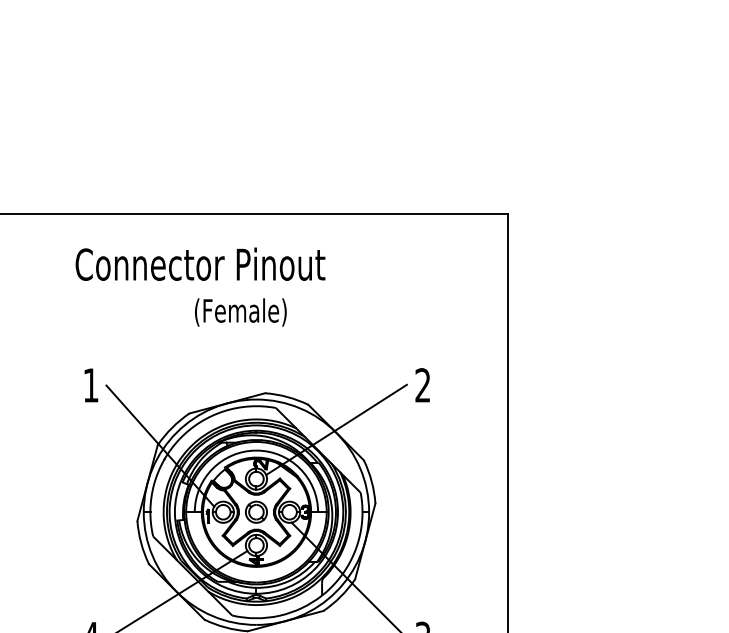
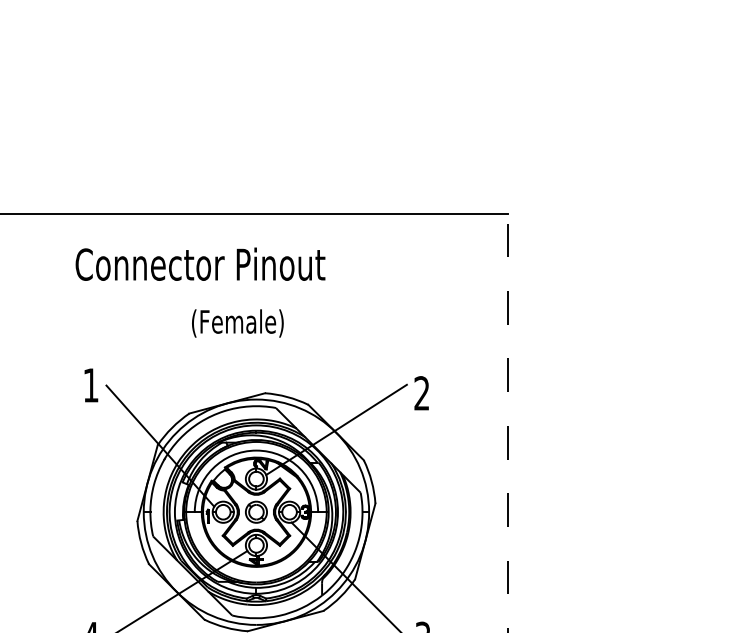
text position: (240, 312) -> (237, 323) (237, 323)
text position: (422, 385) -> (421, 393) (421, 393)
line: solid -> dashed (507, 423)
